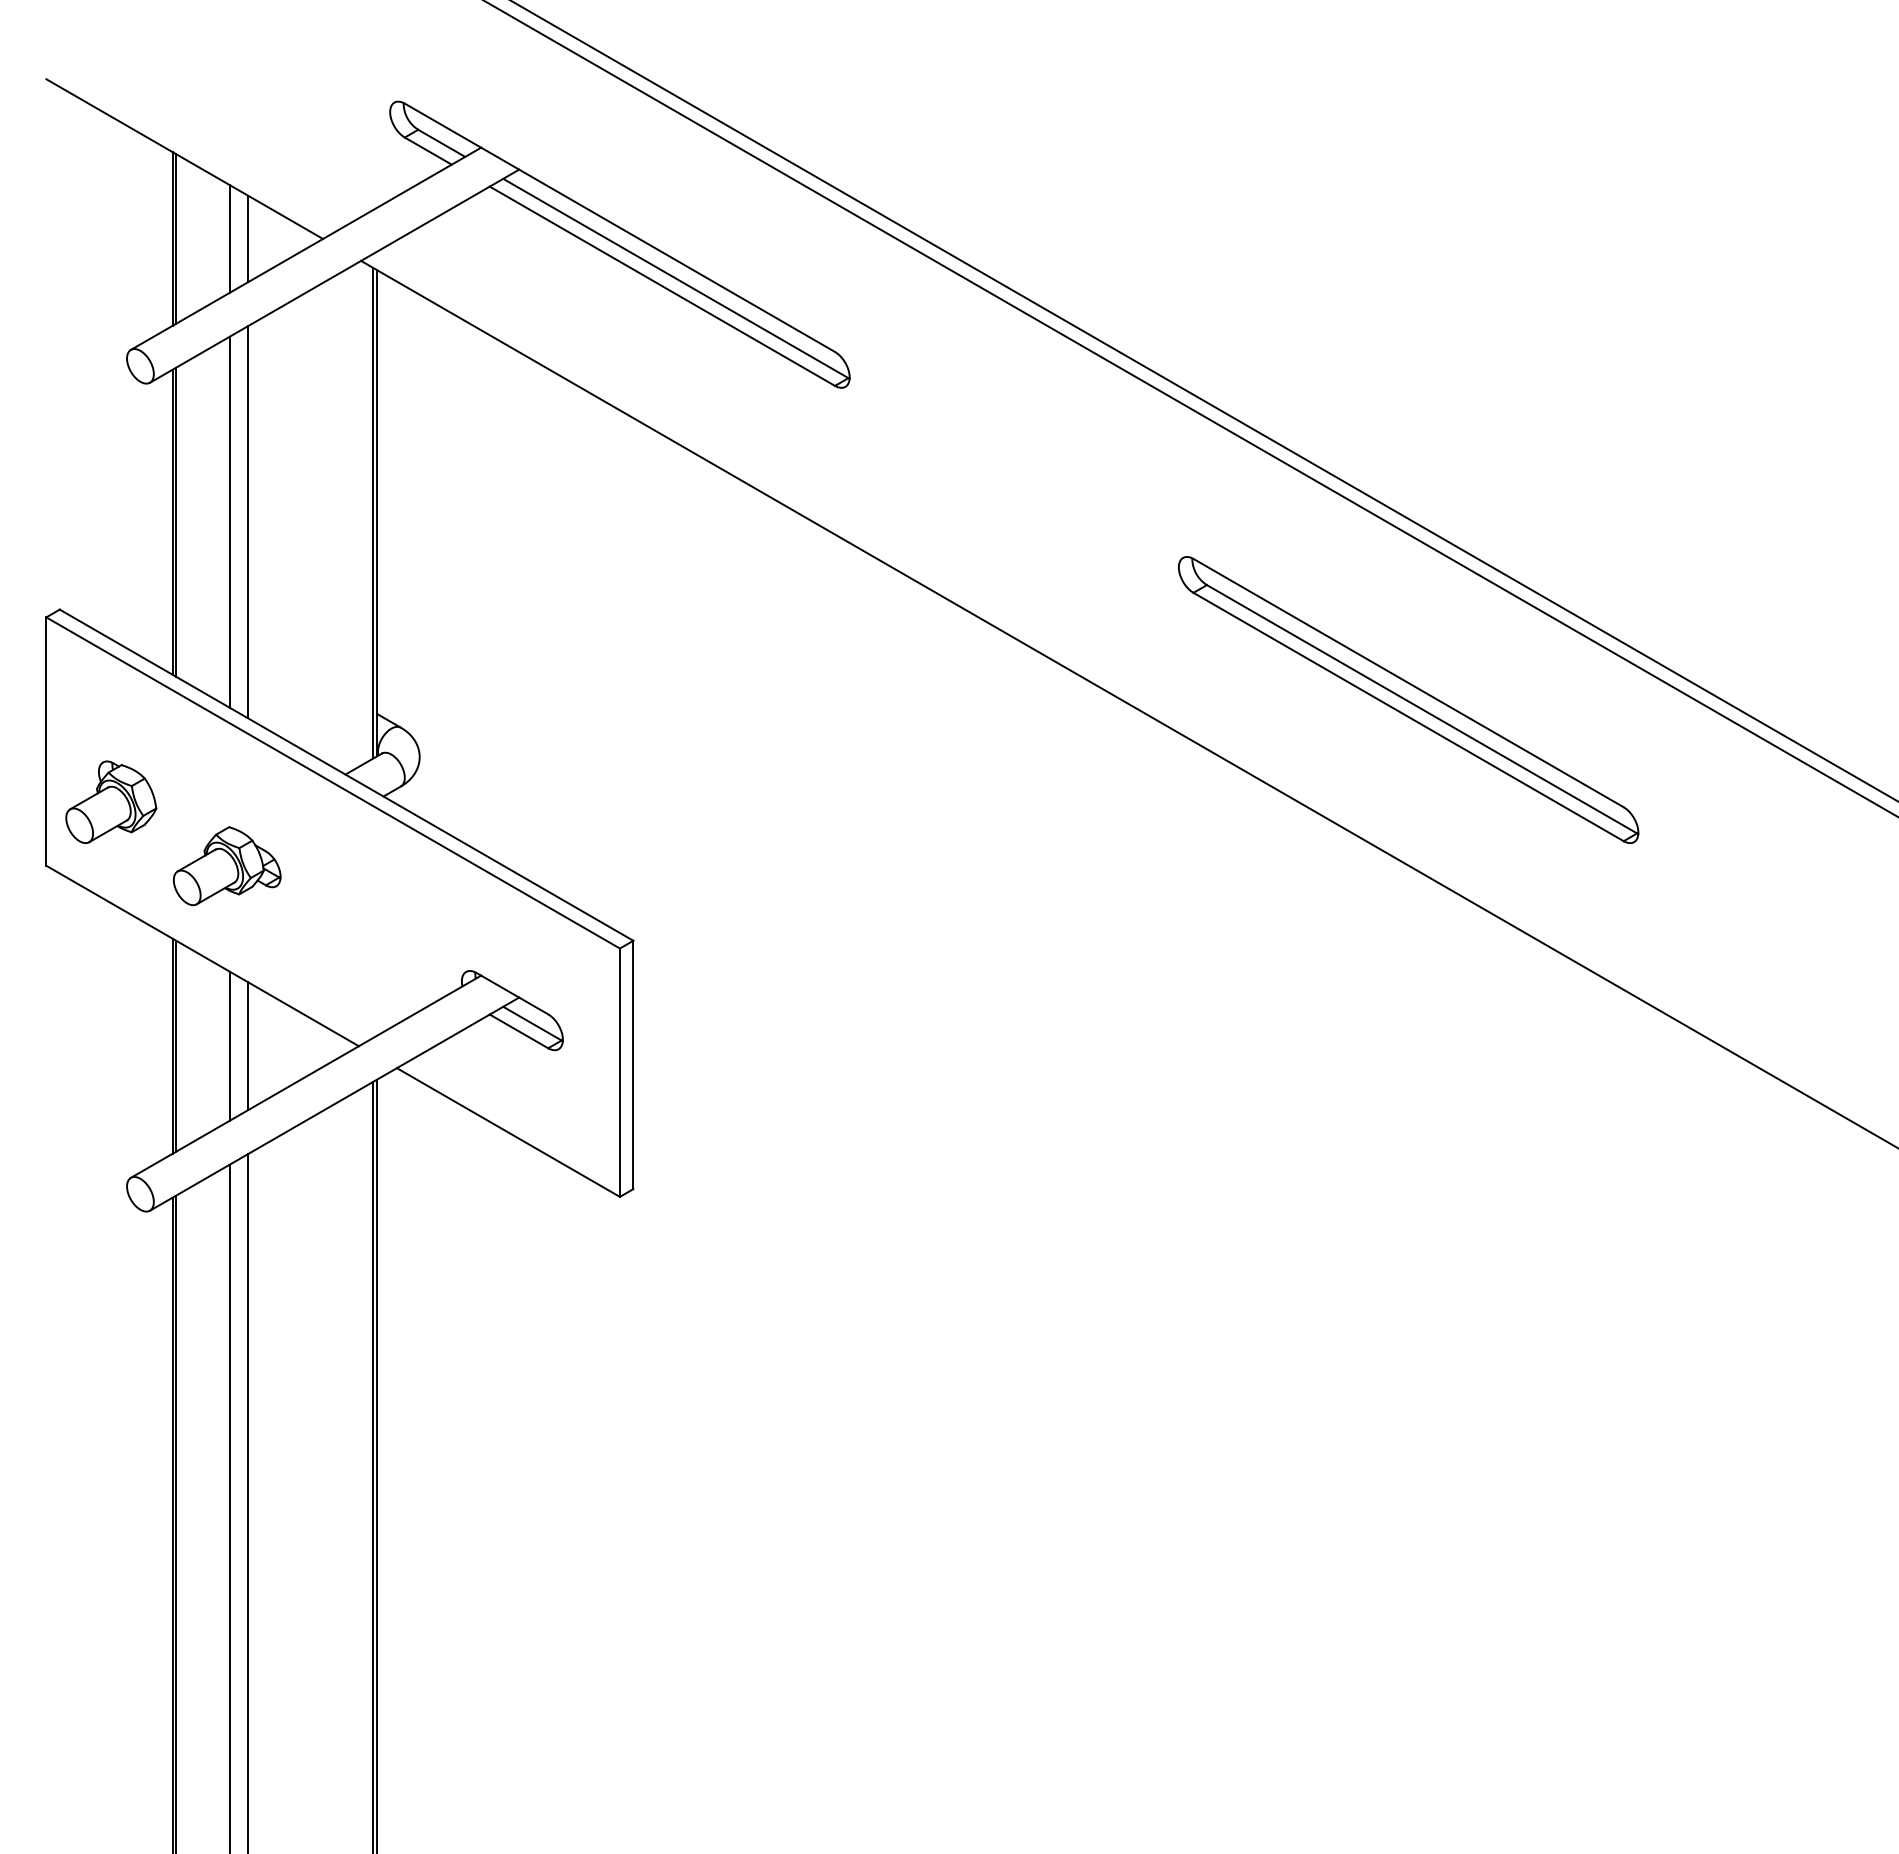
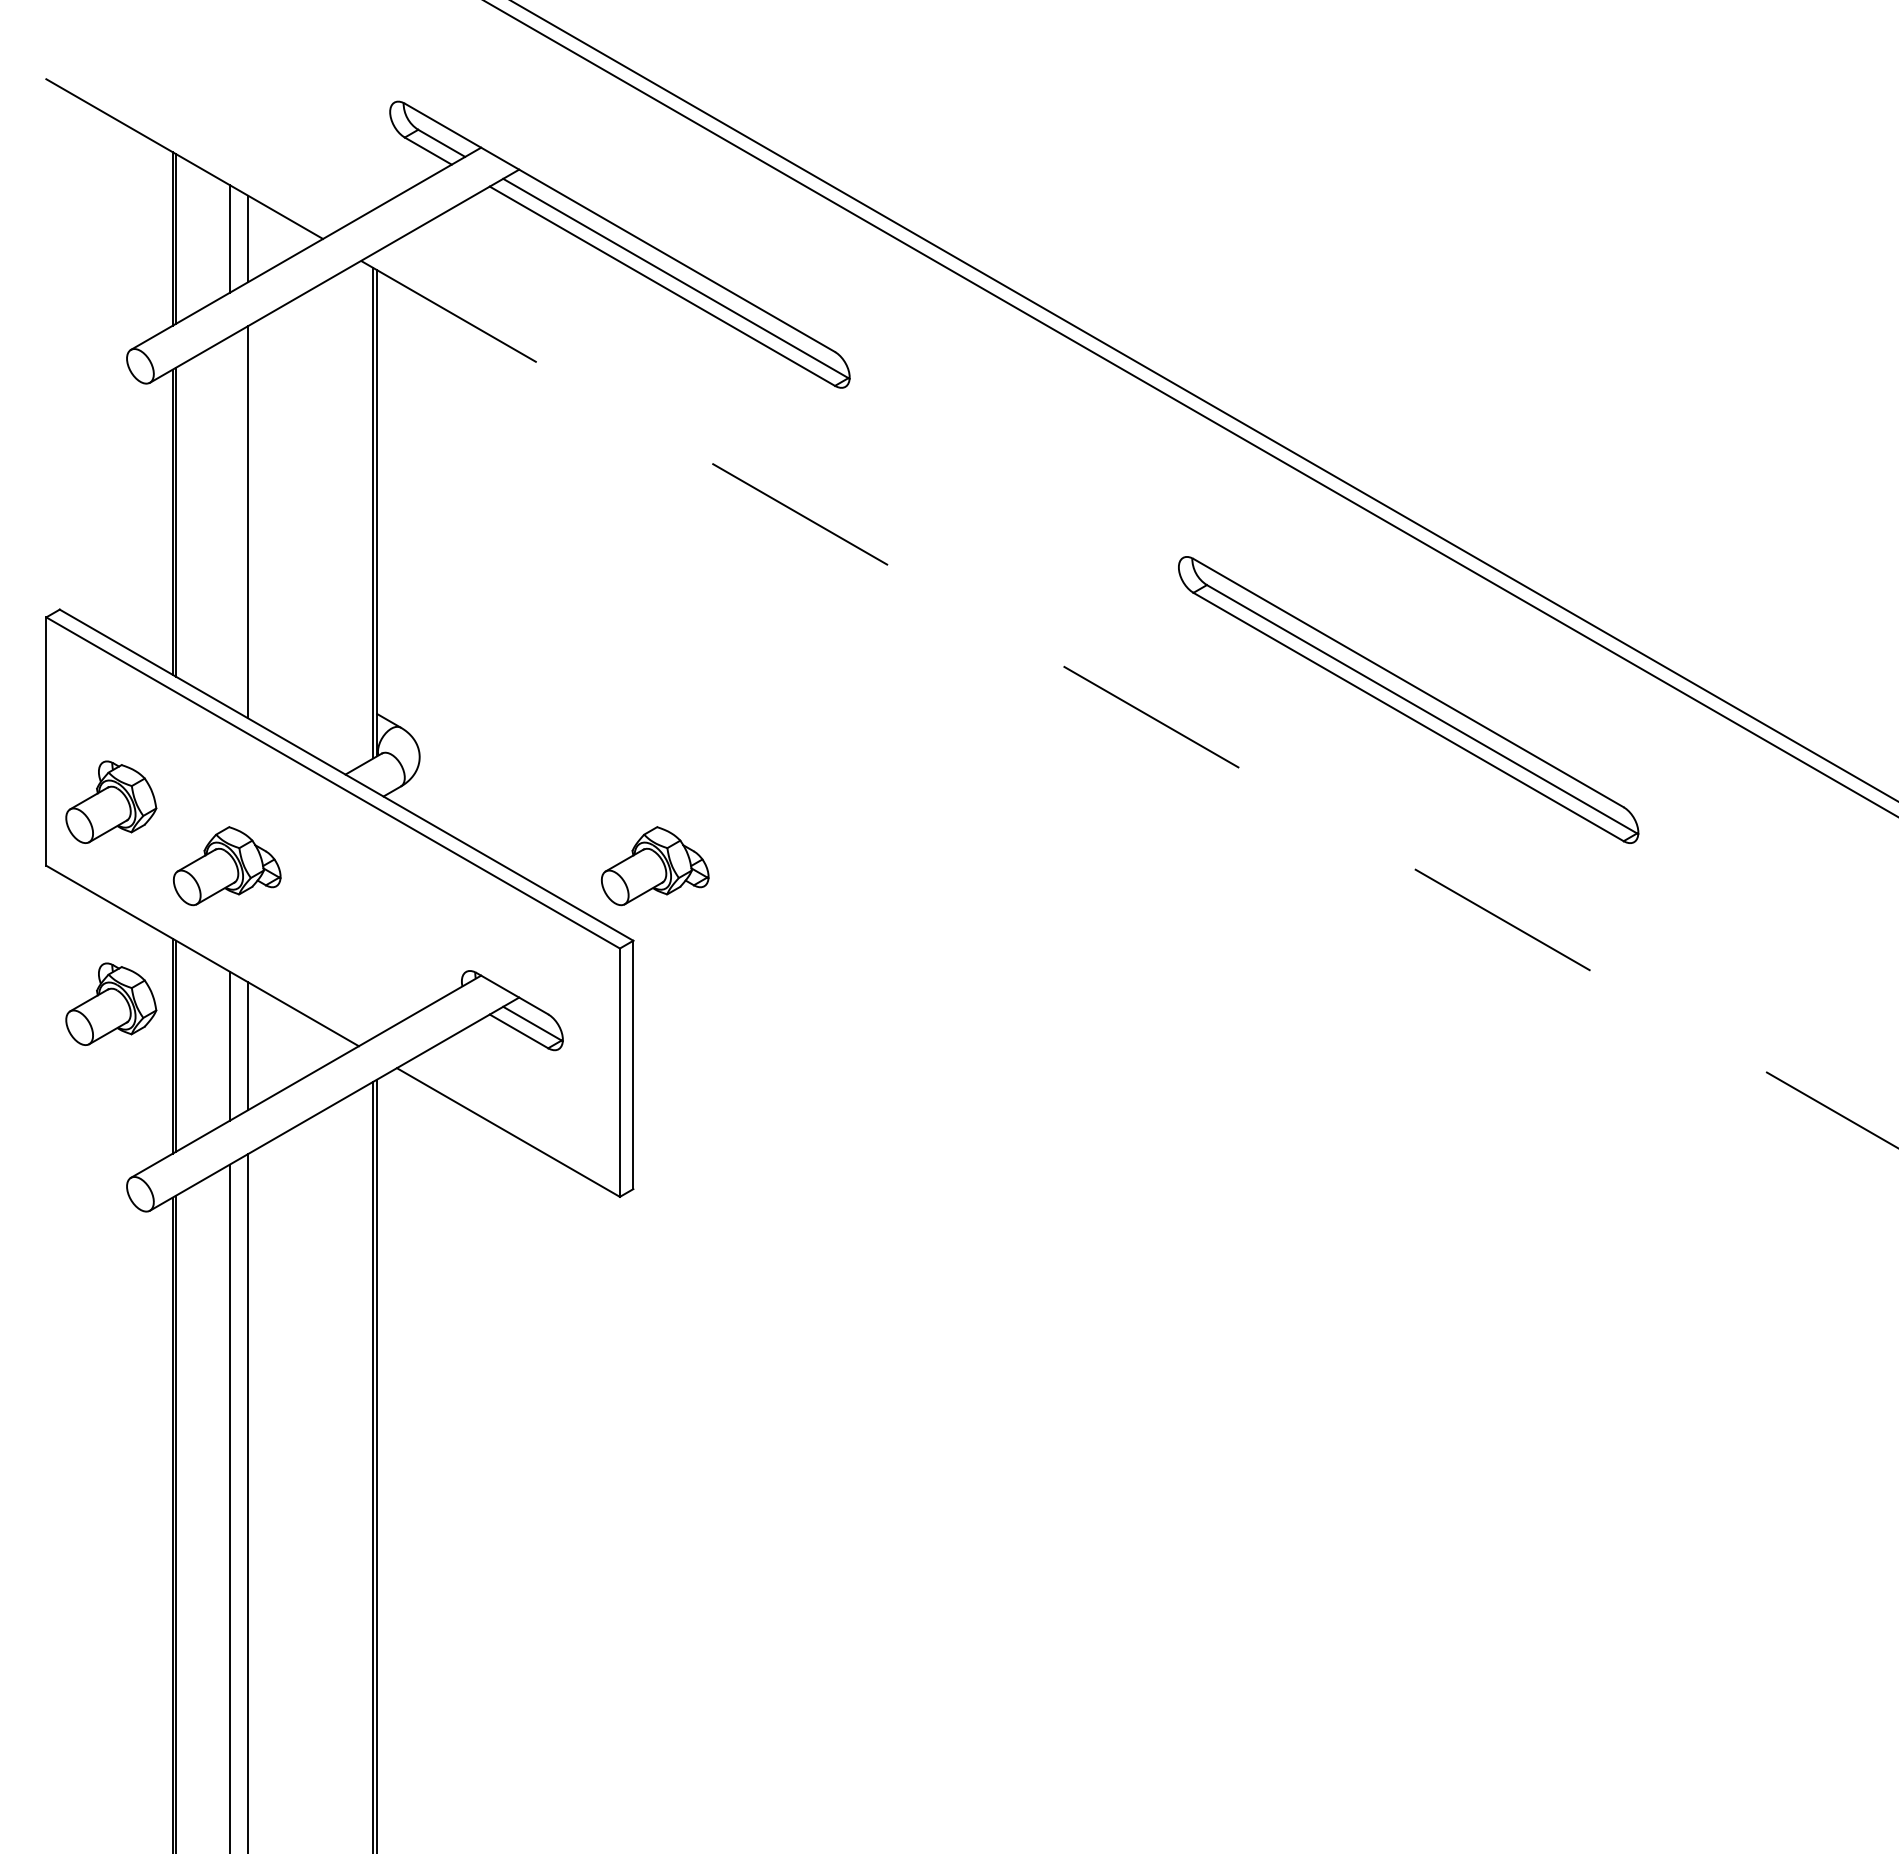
line: present -> none (230, 521)
line: solid -> dashed (1130, 704)
part: none -> present (655, 866)
part: none -> present (111, 1003)
